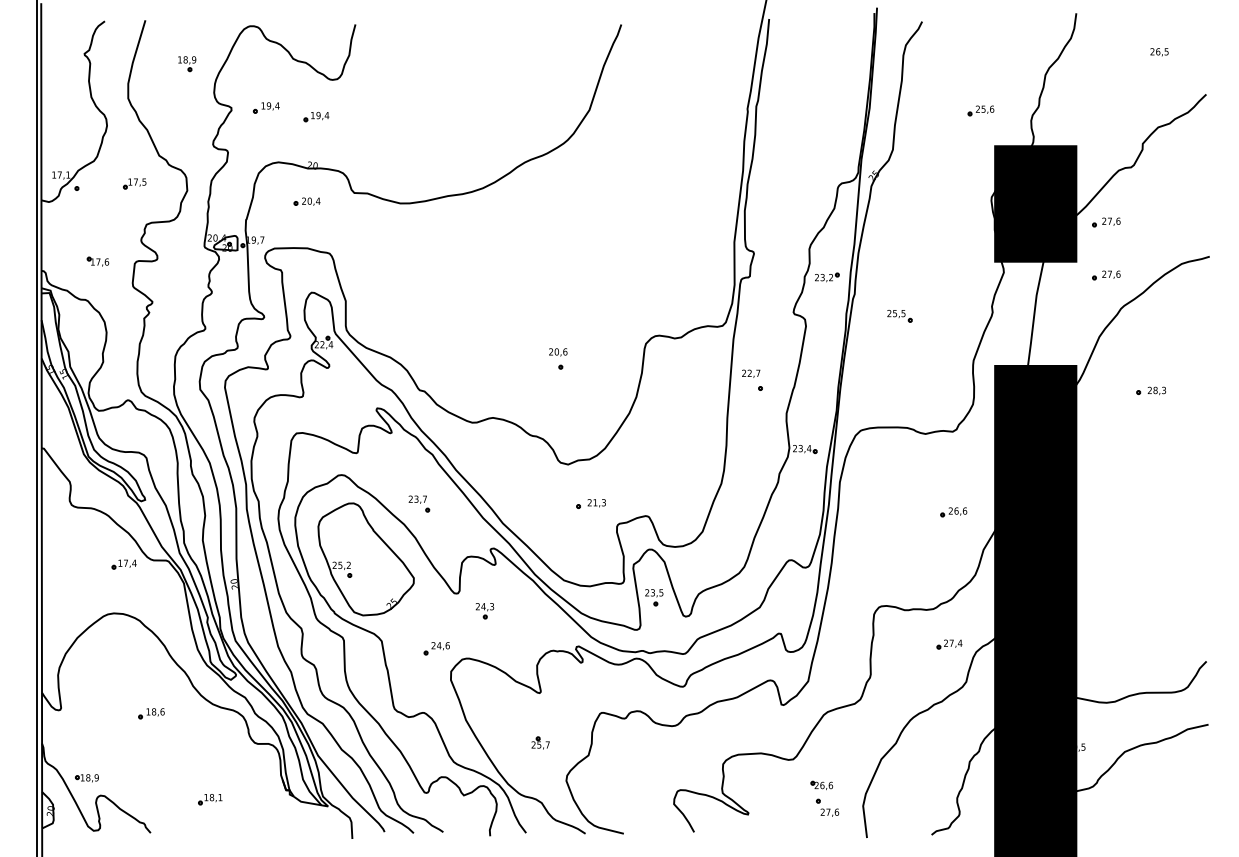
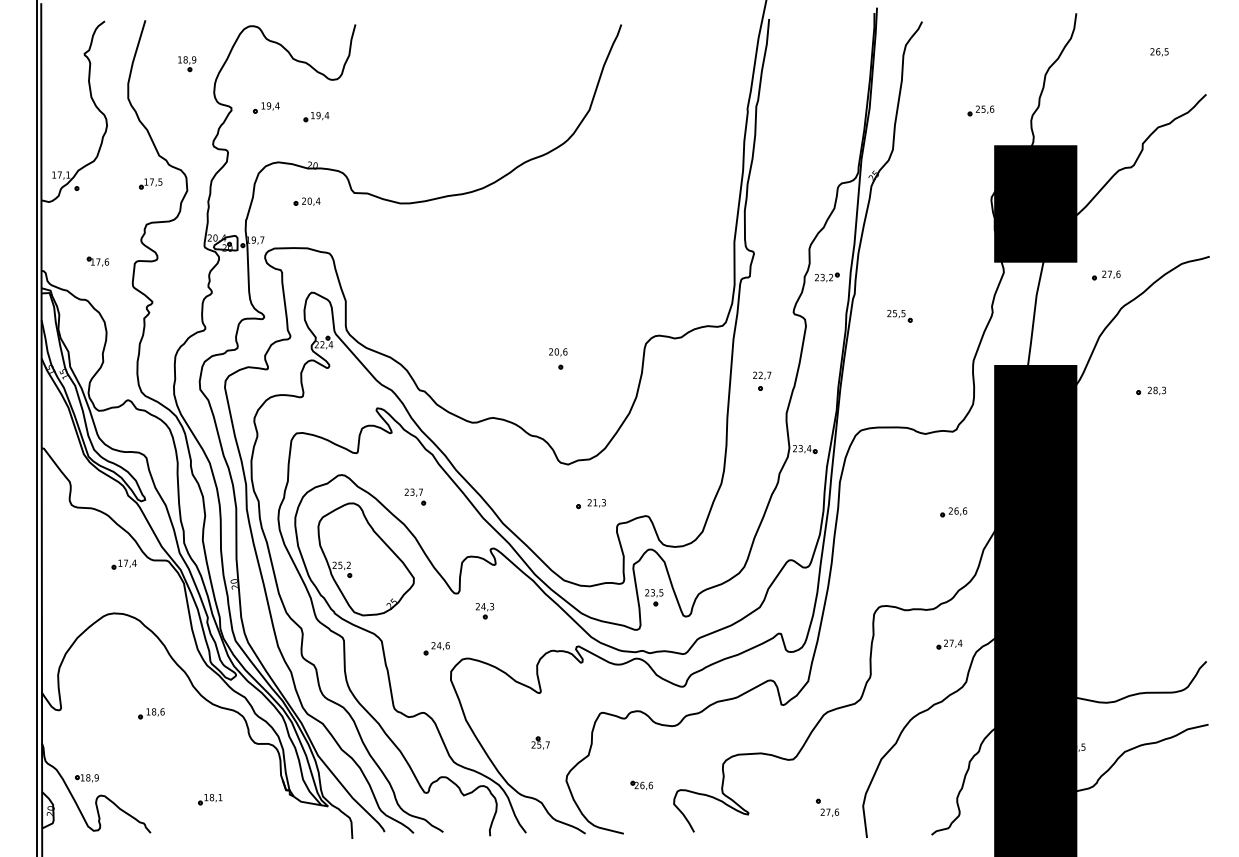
part position: (134, 183) -> (150, 183) (150, 183)
part: present -> none (1106, 222)
text position: (751, 373) -> (762, 375) (762, 375)
part position: (419, 503) -> (415, 496) (415, 496)
part position: (821, 785) -> (641, 785) (641, 785)
